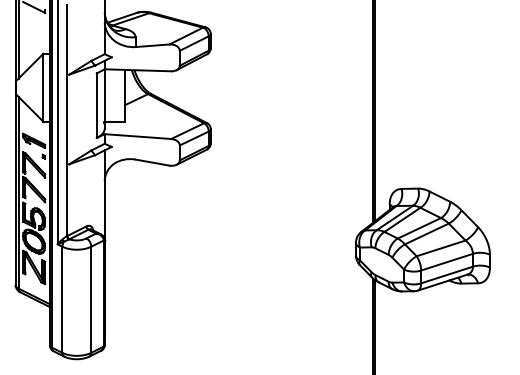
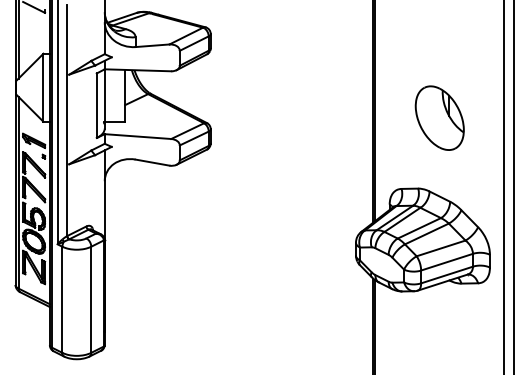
part: none -> present (439, 117)
line: none -> present (504, 186)
line: none -> present (513, 186)
